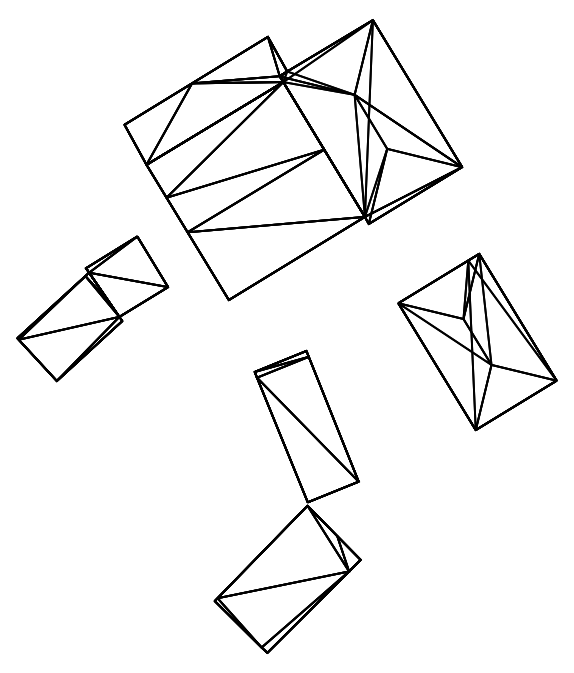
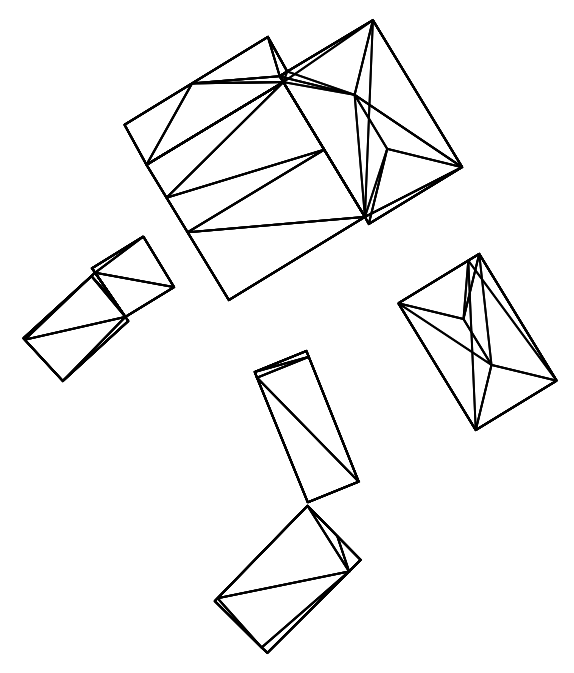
part position: (92, 308) -> (98, 308) (98, 308)
